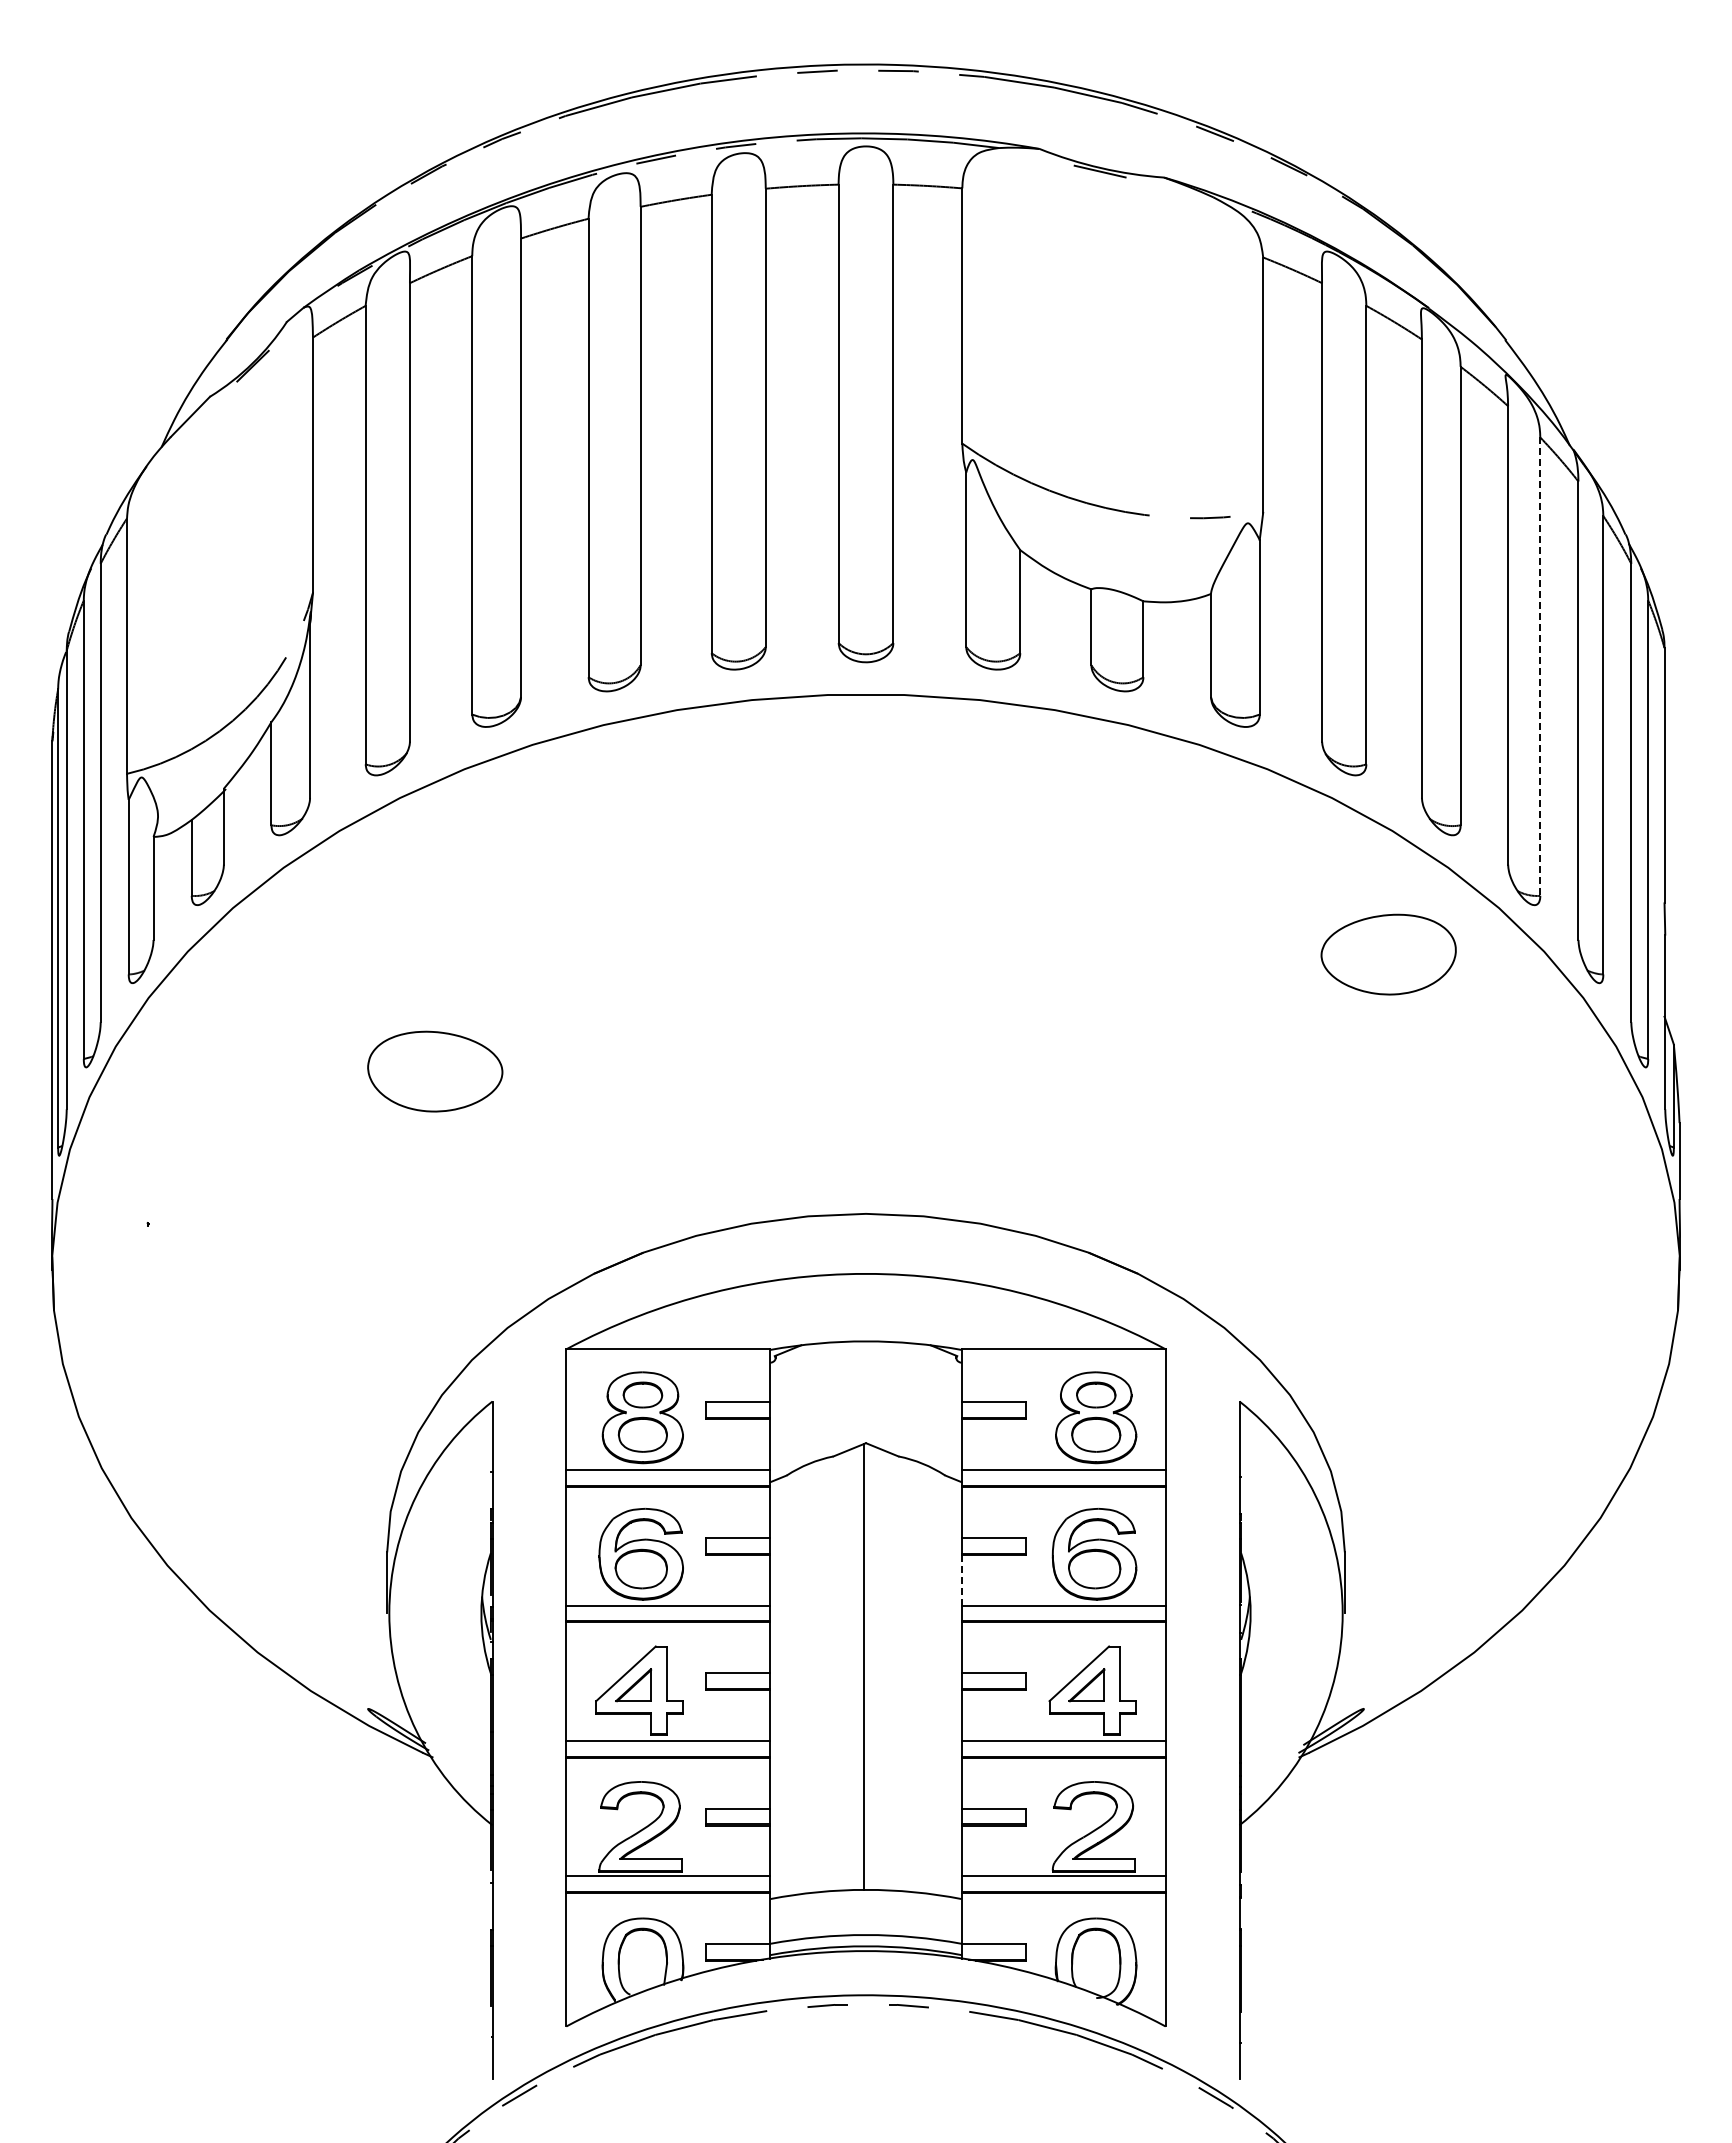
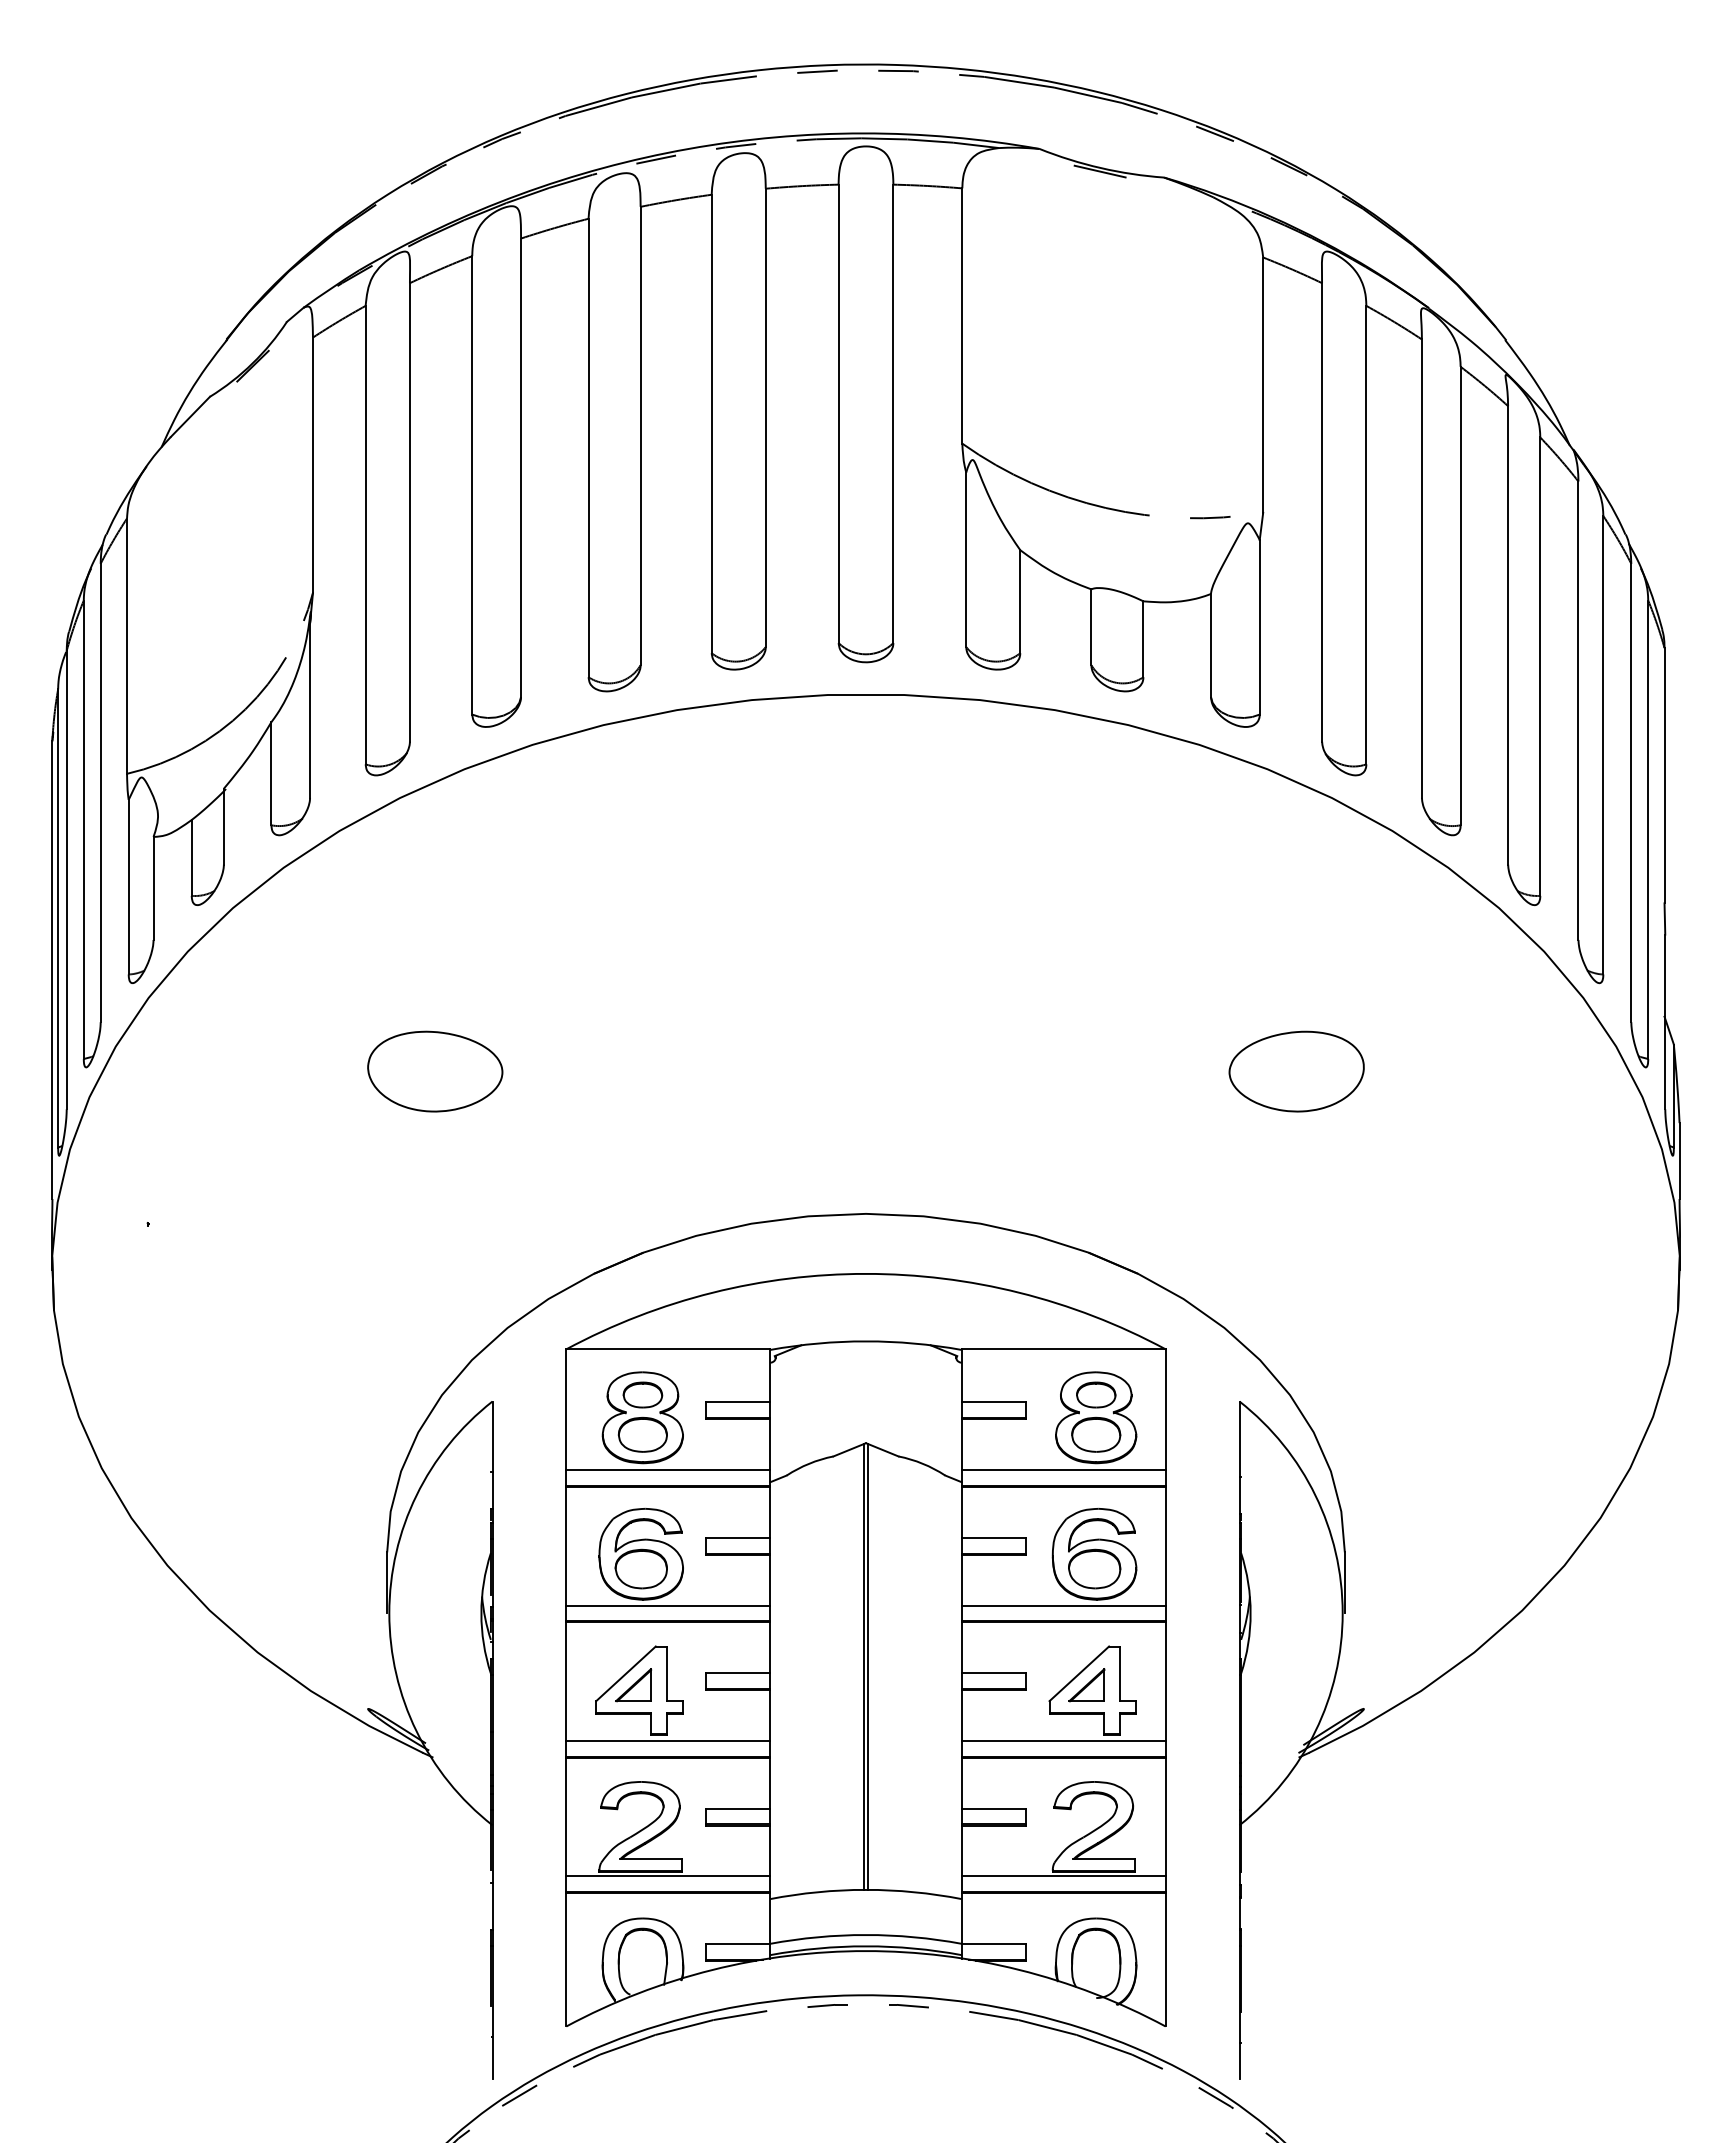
line: dashed -> solid (1540, 667)
part position: (1388, 954) -> (1296, 1071) (1296, 1071)
line: dashed -> solid (961, 1579)
line: none -> present (868, 1666)
